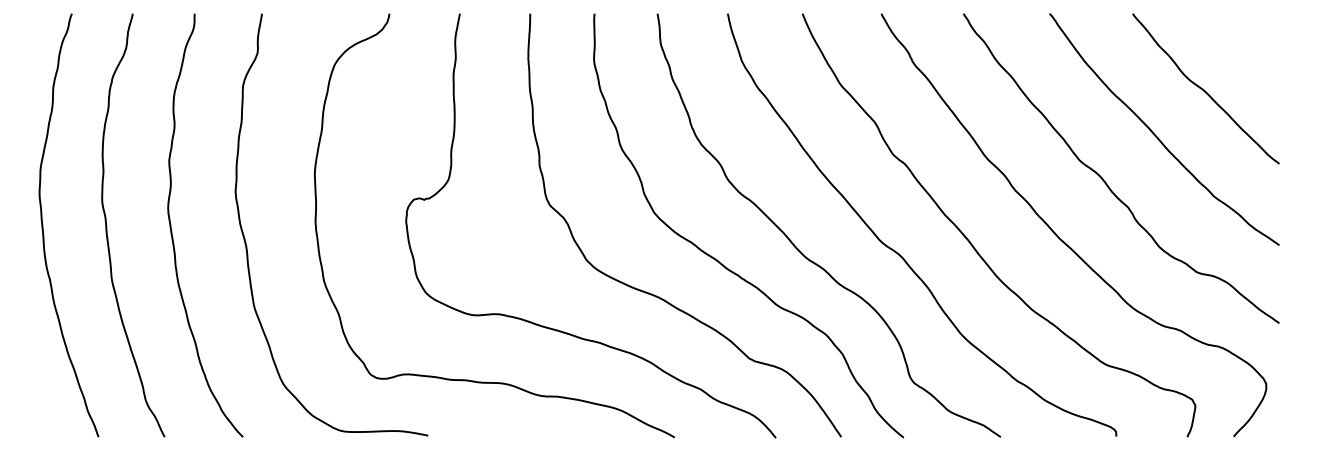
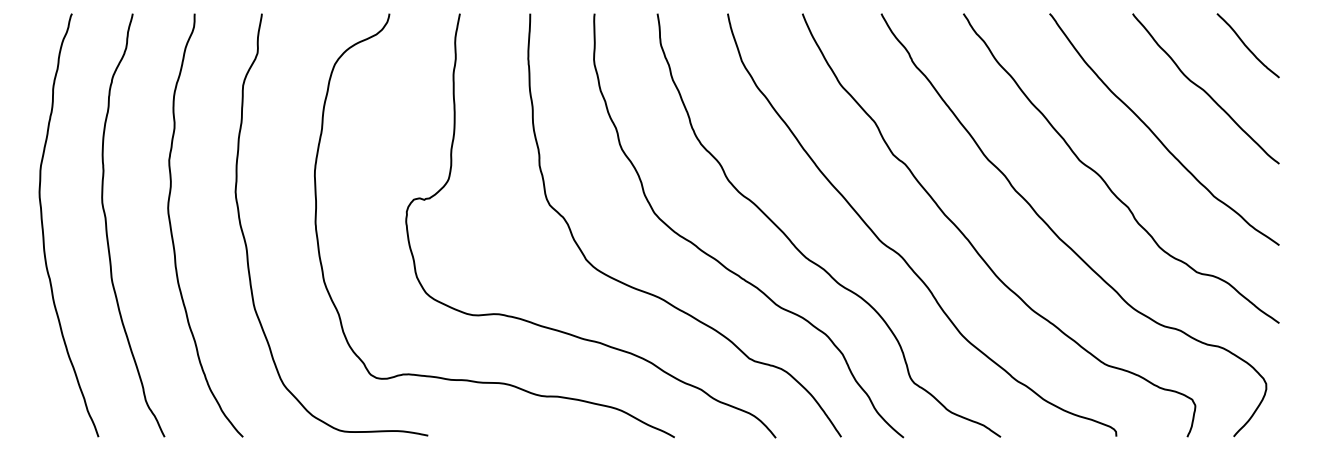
curve: none -> present (1246, 45)
